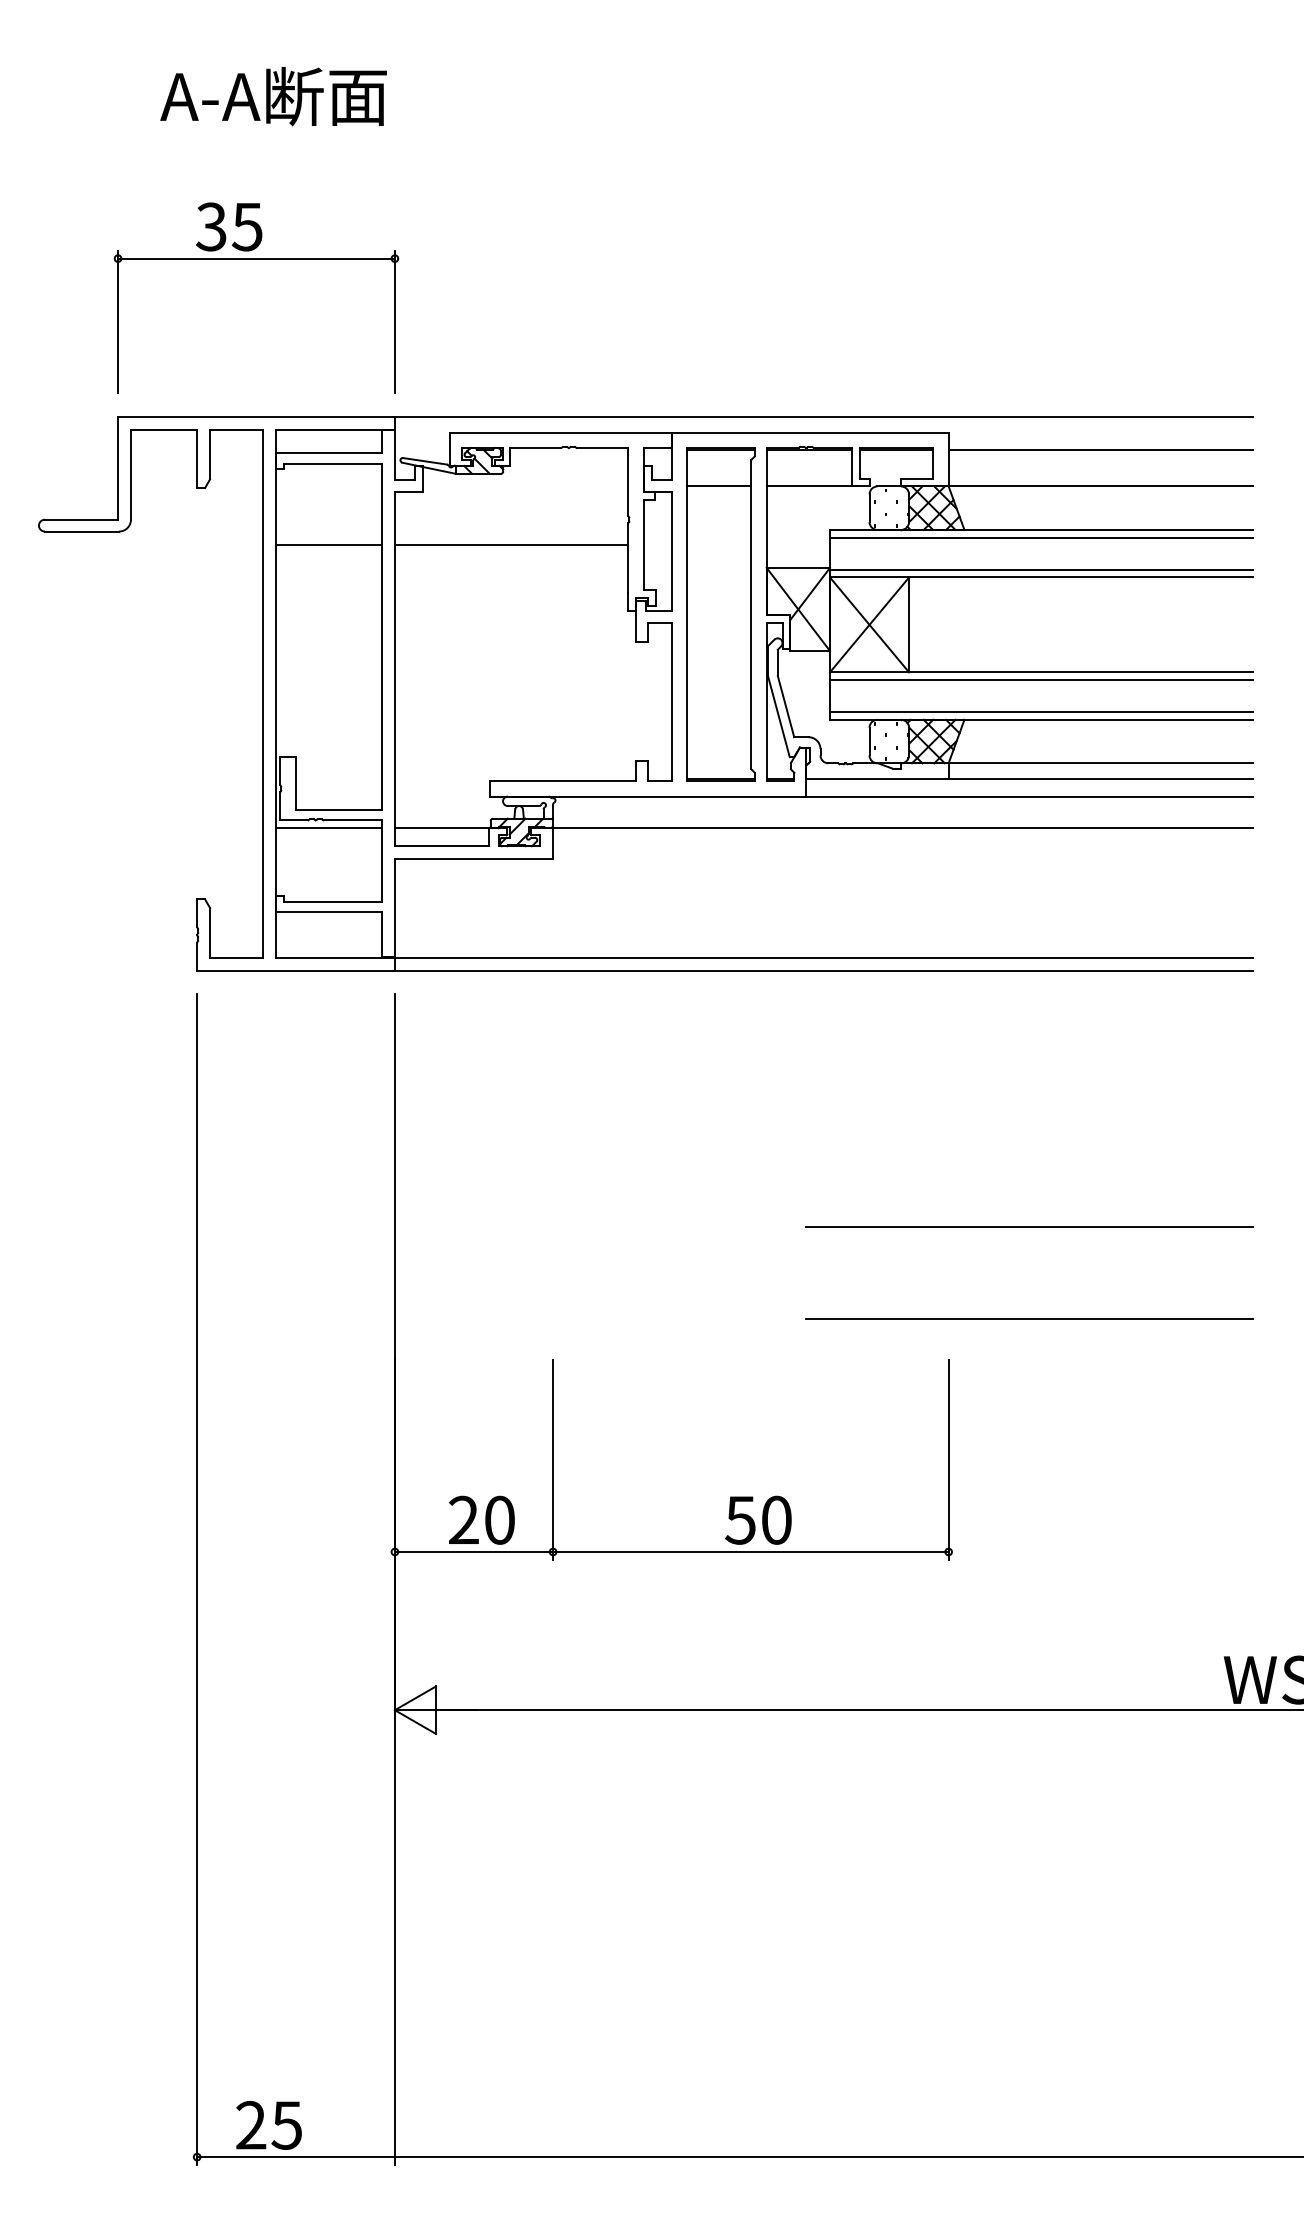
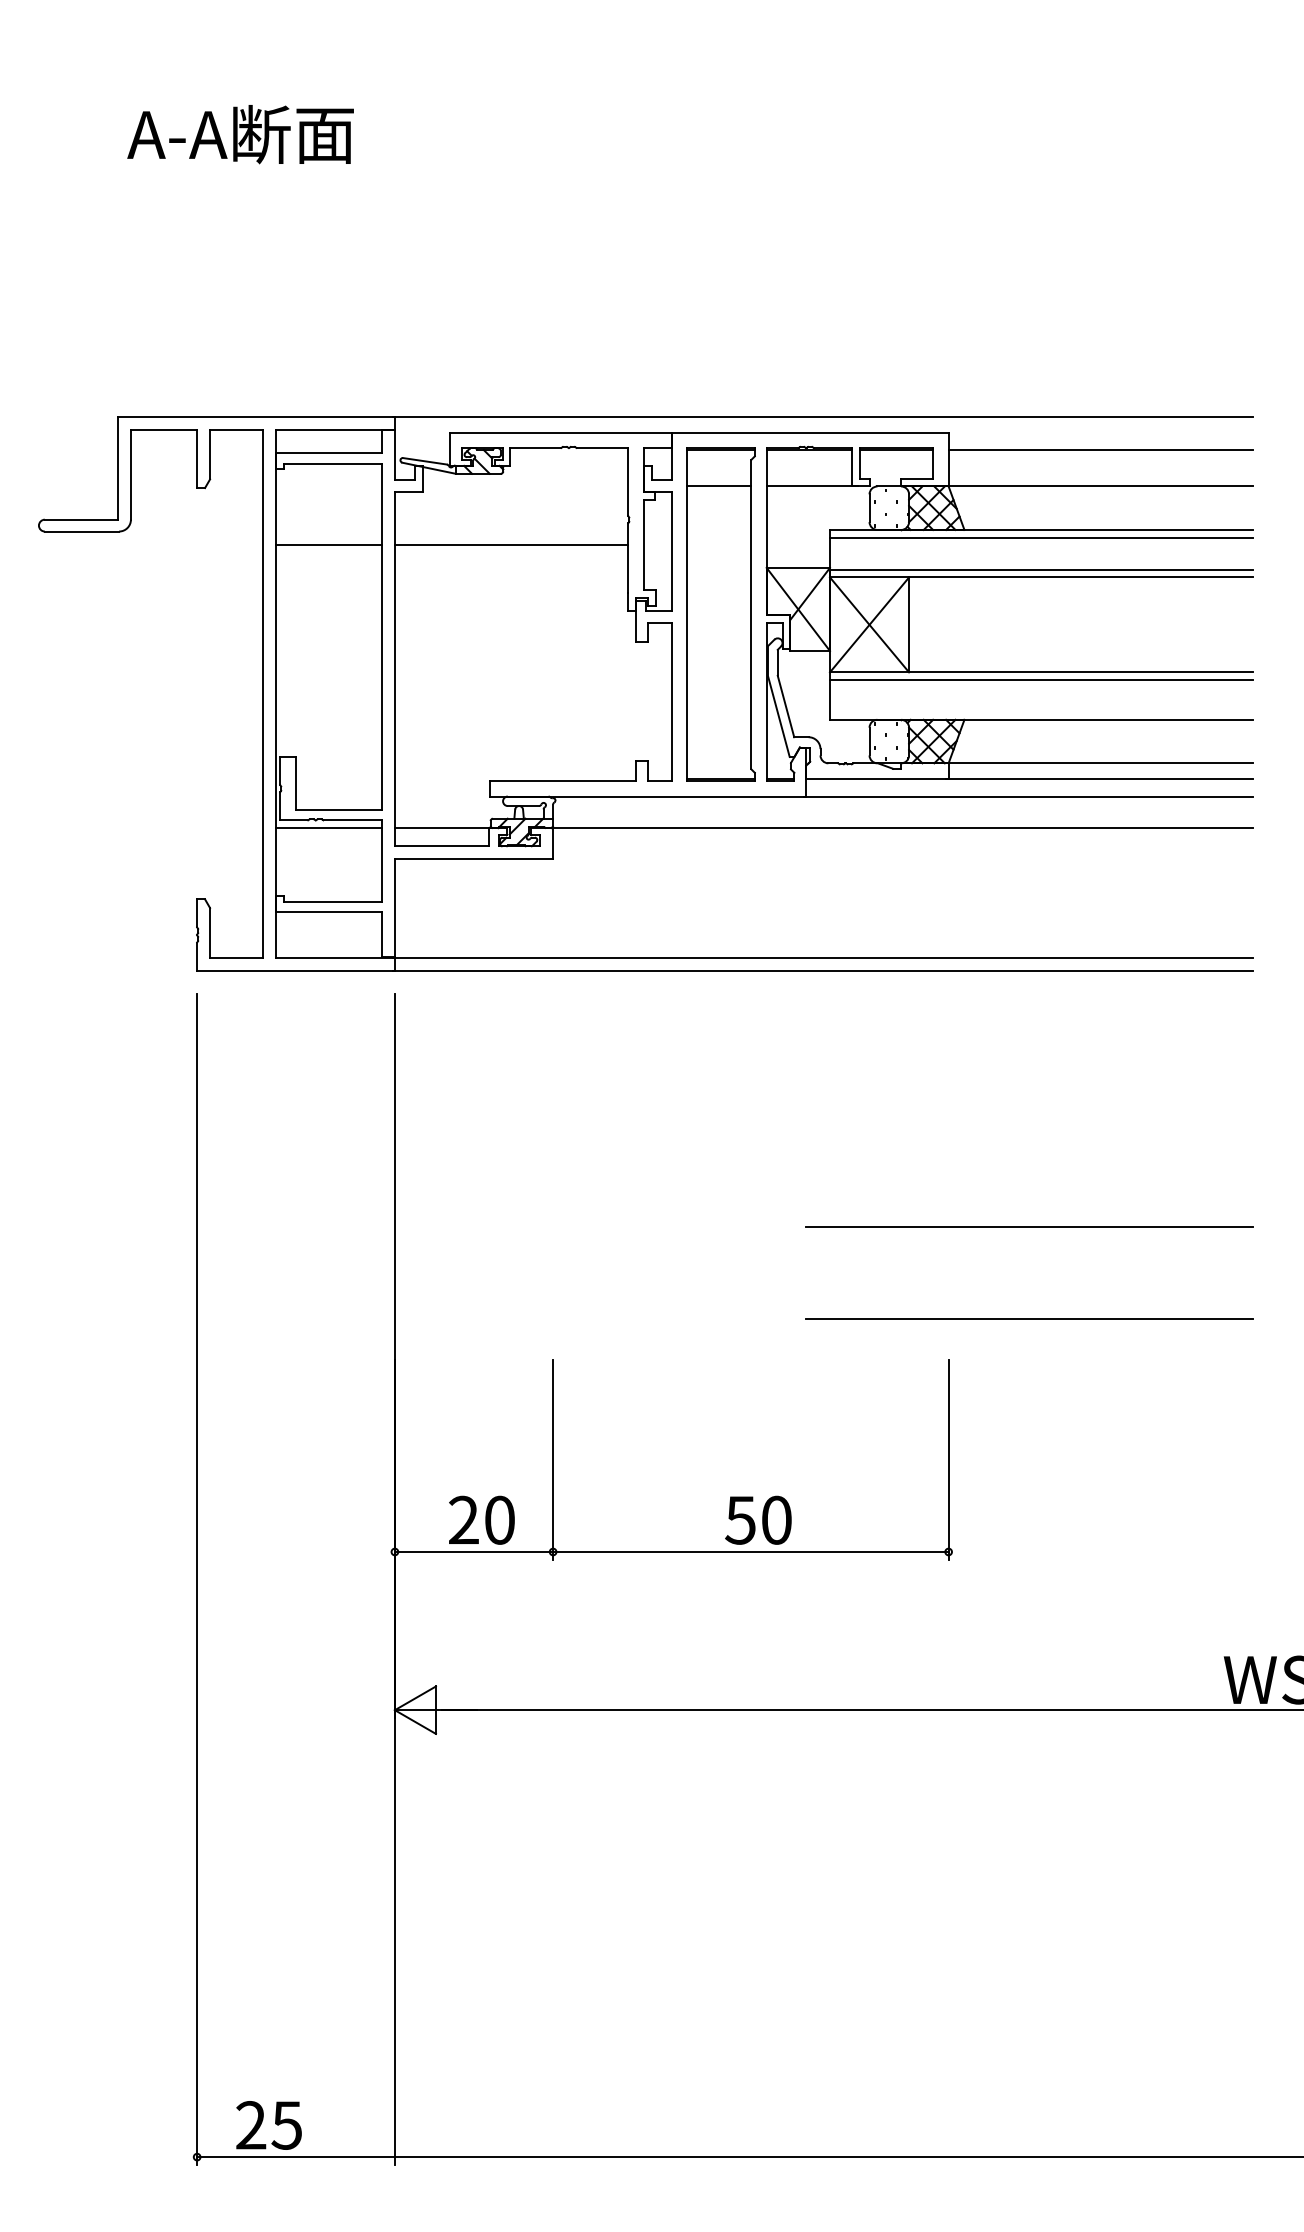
text position: (273, 96) -> (240, 134) (240, 134)
part: present -> none (256, 259)
line: present -> none (1041, 711)
